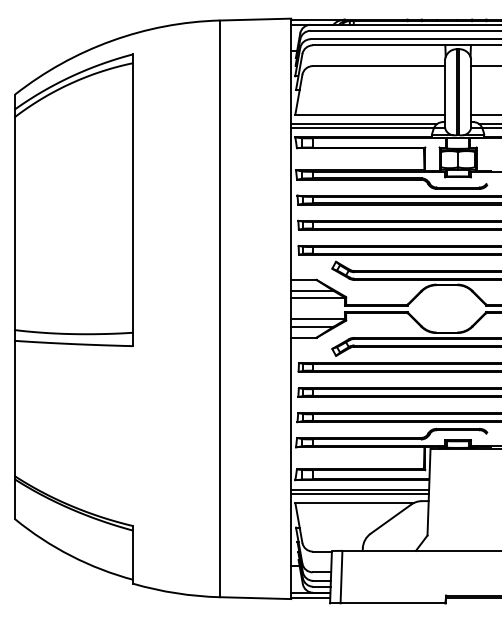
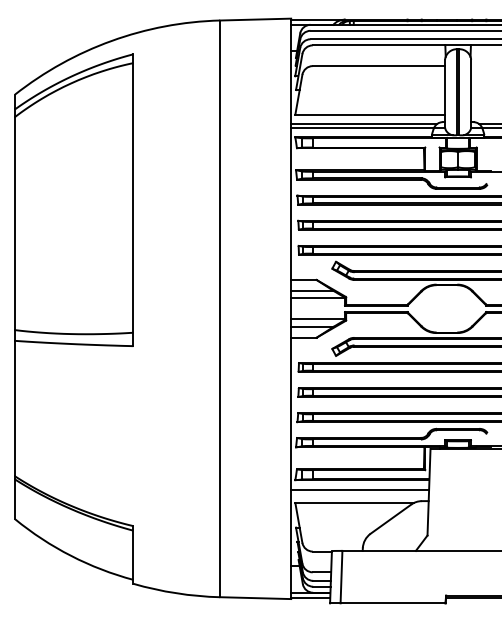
line: present -> none (484, 66)
line: present -> none (484, 114)
line: present -> none (359, 493)
